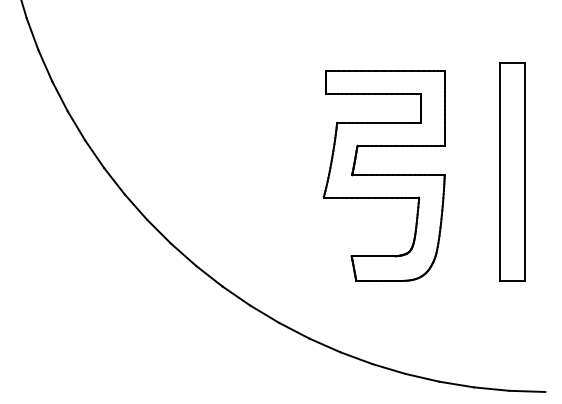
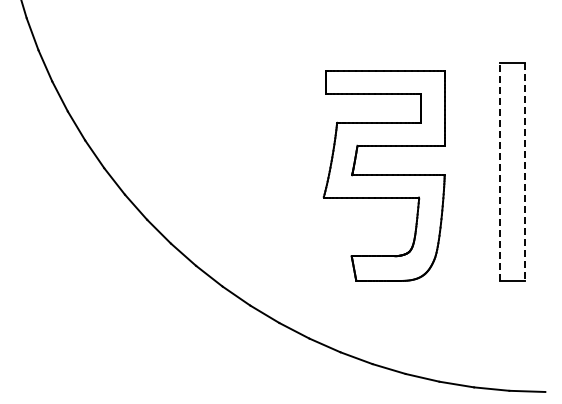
line: solid -> dashed (499, 172)
line: solid -> dashed (525, 172)
